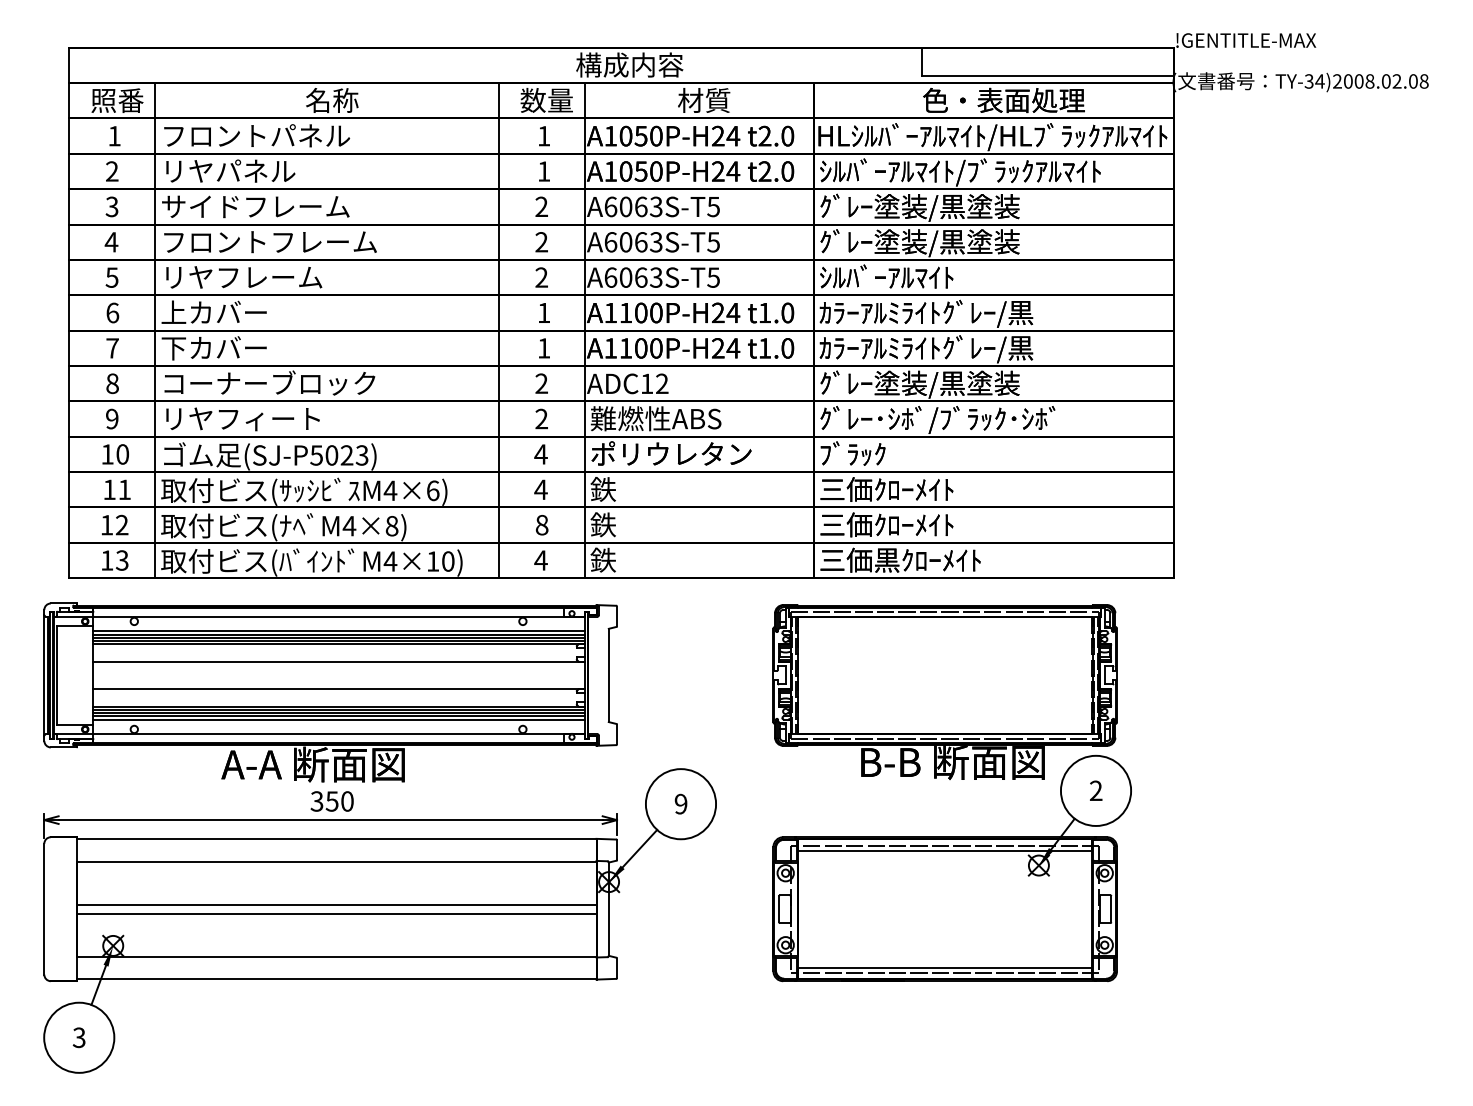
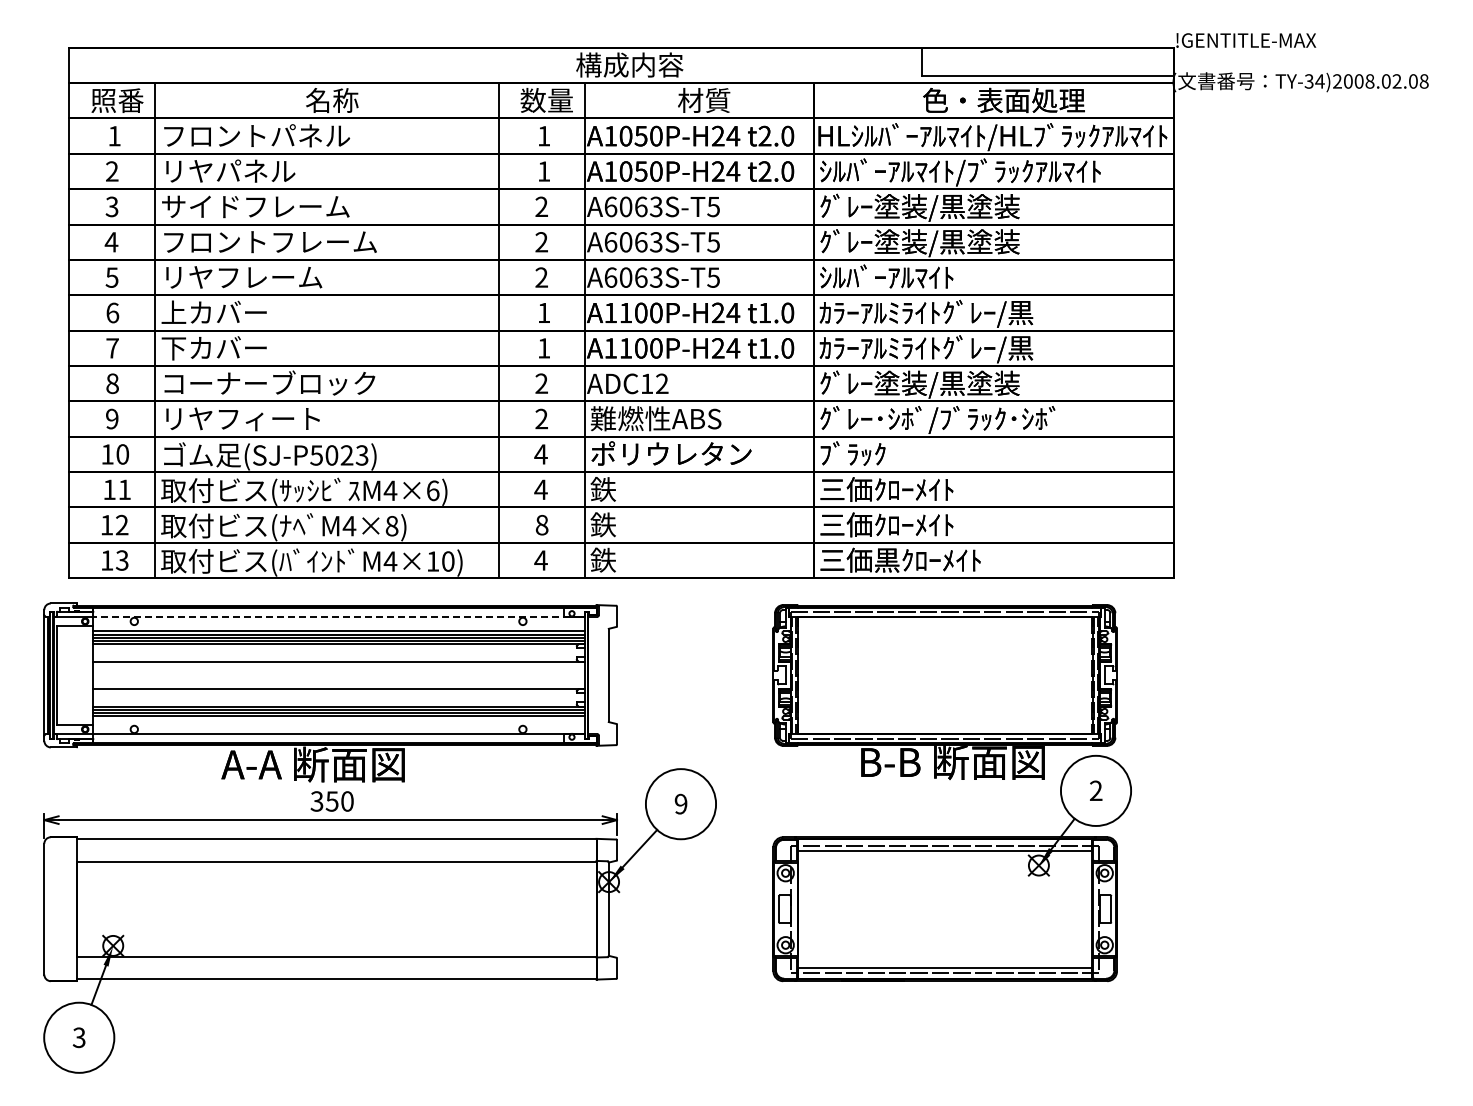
line: solid -> dashed (331, 616)
line: present -> none (339, 719)
line: present -> none (336, 904)
line: present -> none (336, 913)
